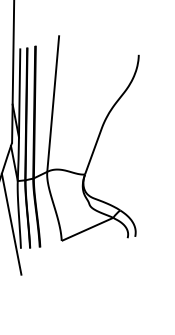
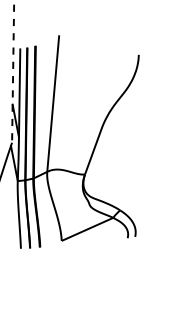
line: solid -> dashed (13, 71)
line: present -> none (11, 224)
